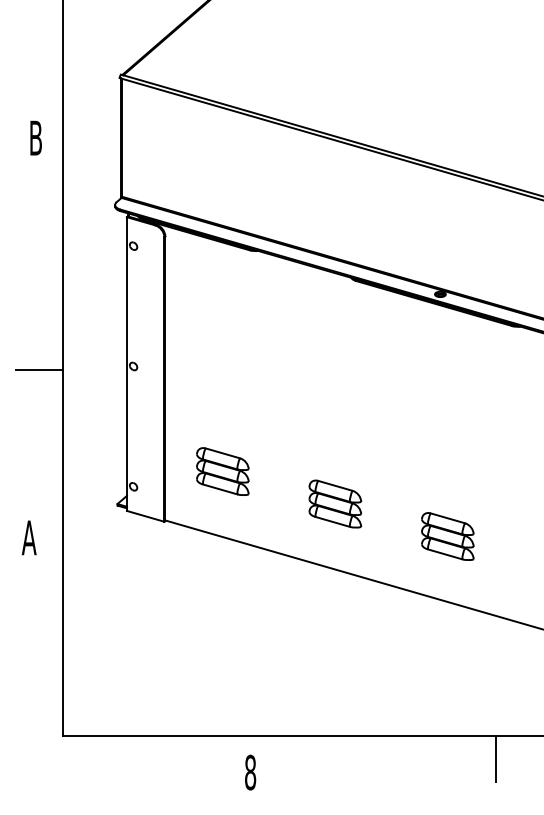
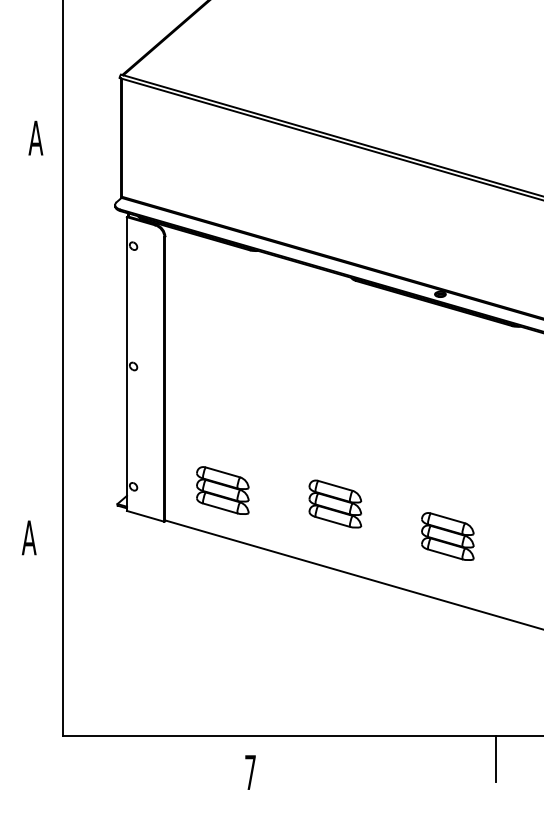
text: B -> A (35, 137)
line: present -> none (39, 370)
part position: (222, 471) -> (222, 490) (222, 490)
text: 8 -> 7 (250, 772)
